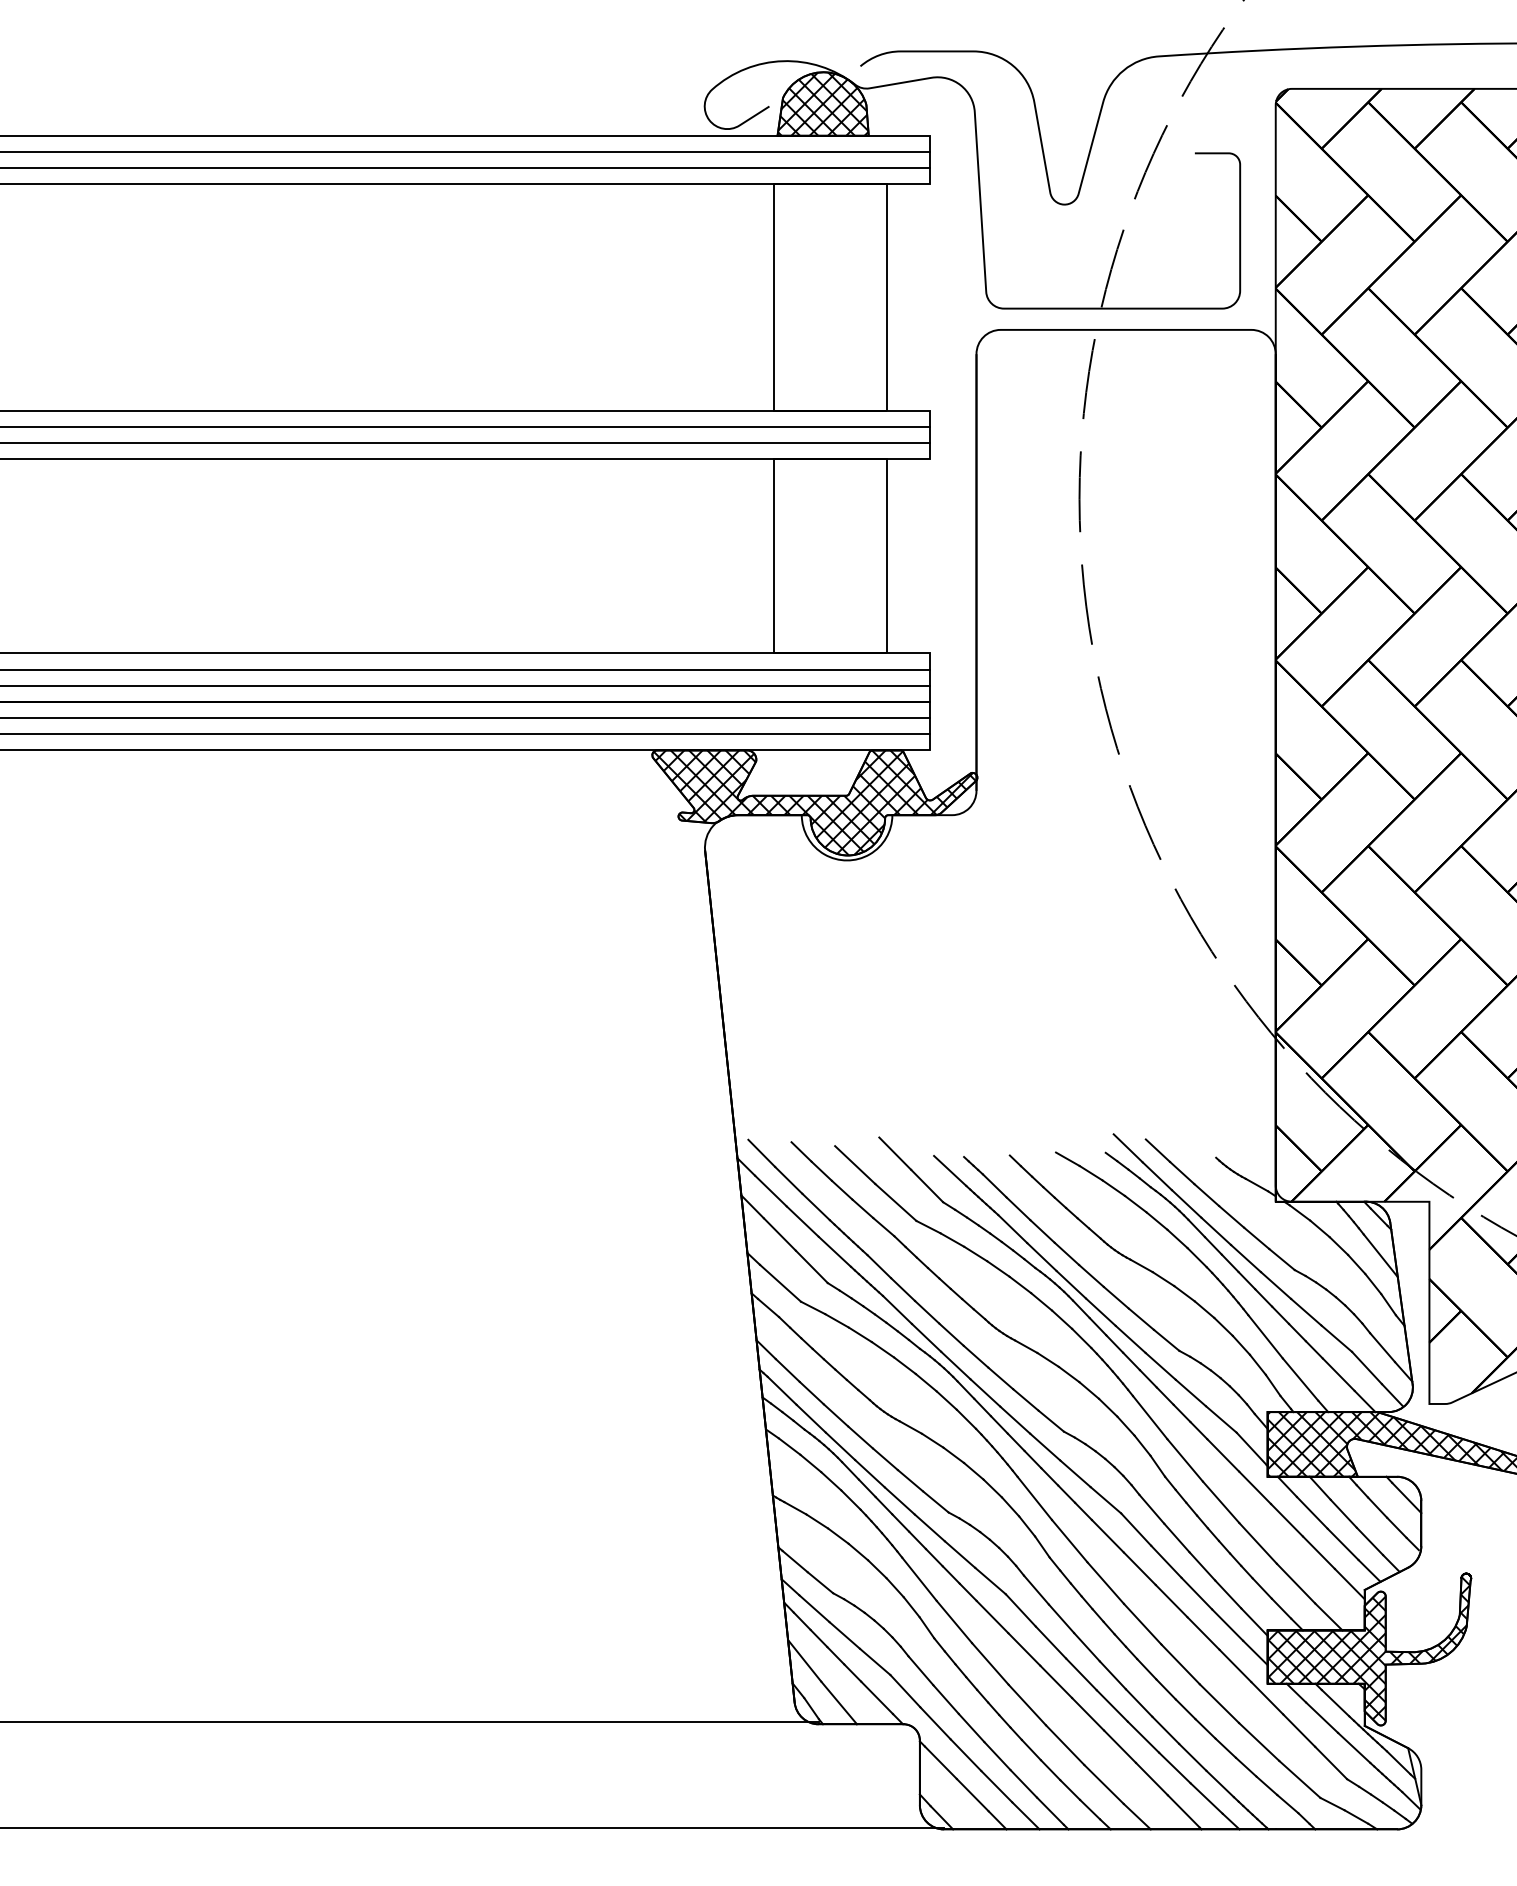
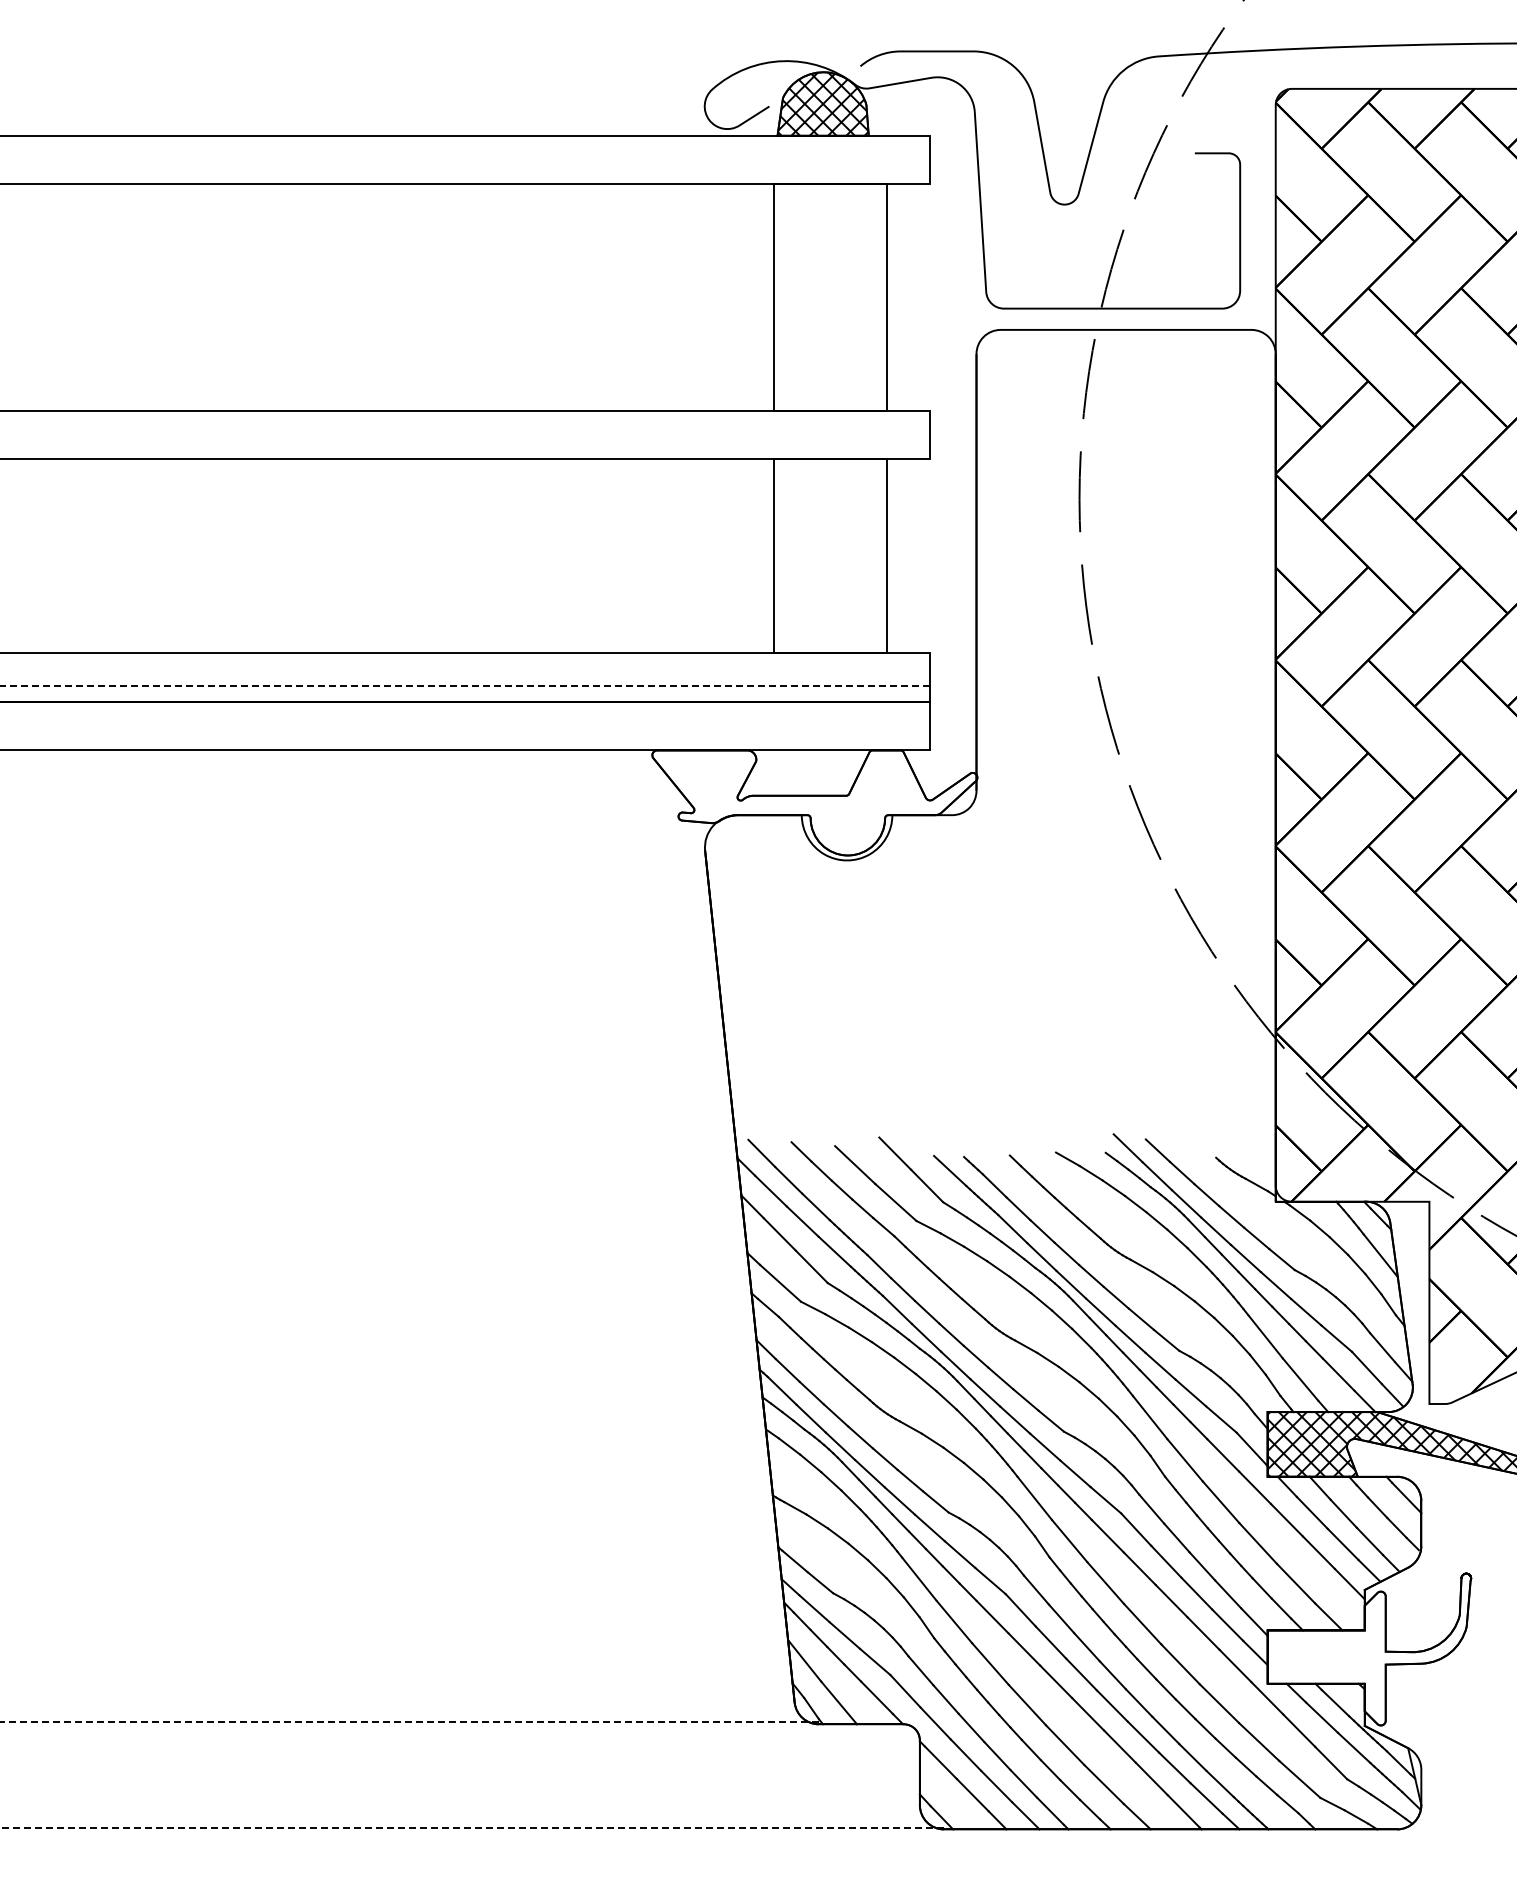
line: present -> none (465, 151)
line: present -> none (465, 168)
line: present -> none (465, 426)
line: present -> none (465, 443)
line: present -> none (465, 669)
line: solid -> dashed (465, 685)
line: present -> none (465, 718)
line: present -> none (465, 734)
hatch: present -> none (814, 802)
hatch: present -> none (1368, 1648)
line: solid -> dashed (408, 1722)
line: solid -> dashed (472, 1827)
